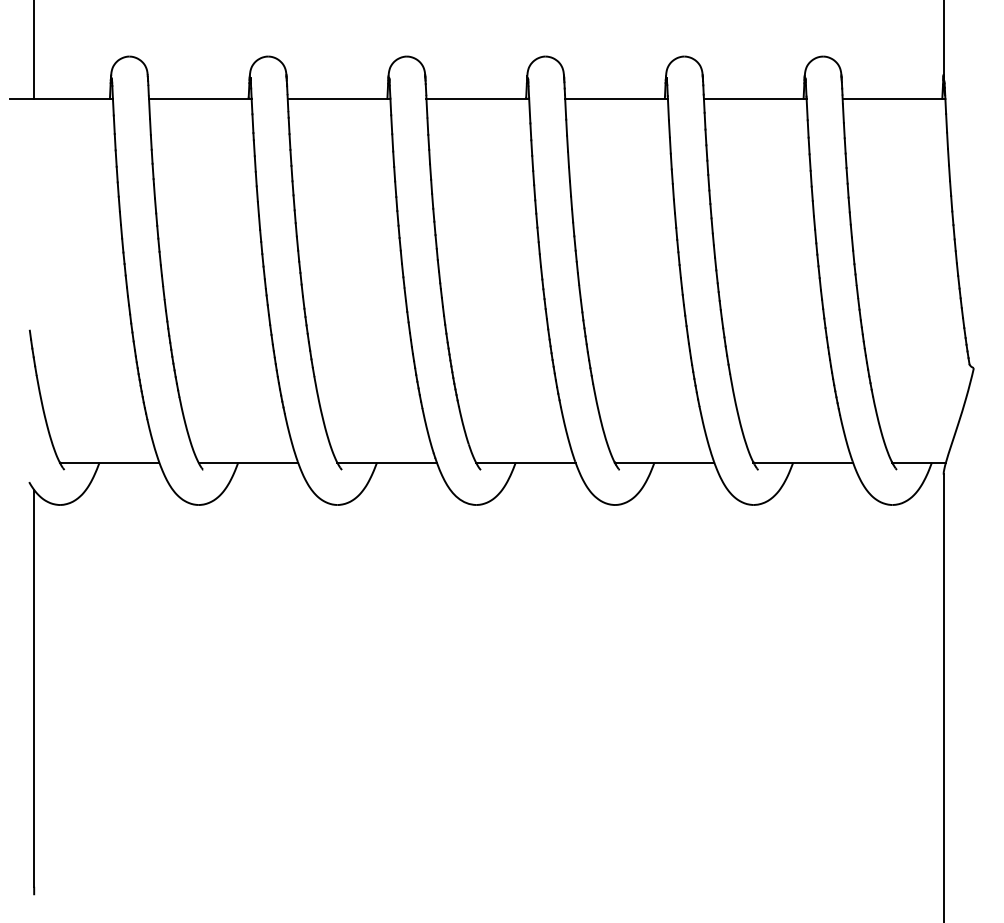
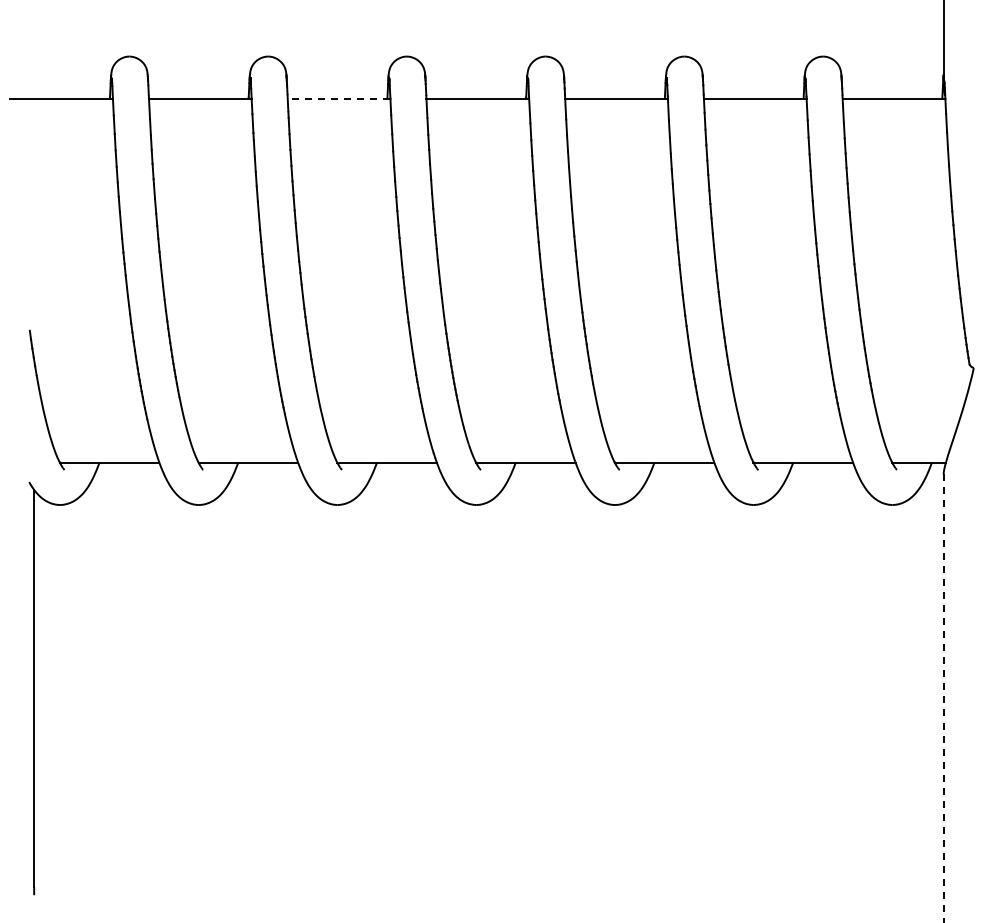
line: present -> none (34, 50)
line: solid -> dashed (338, 99)
line: solid -> dashed (943, 698)
